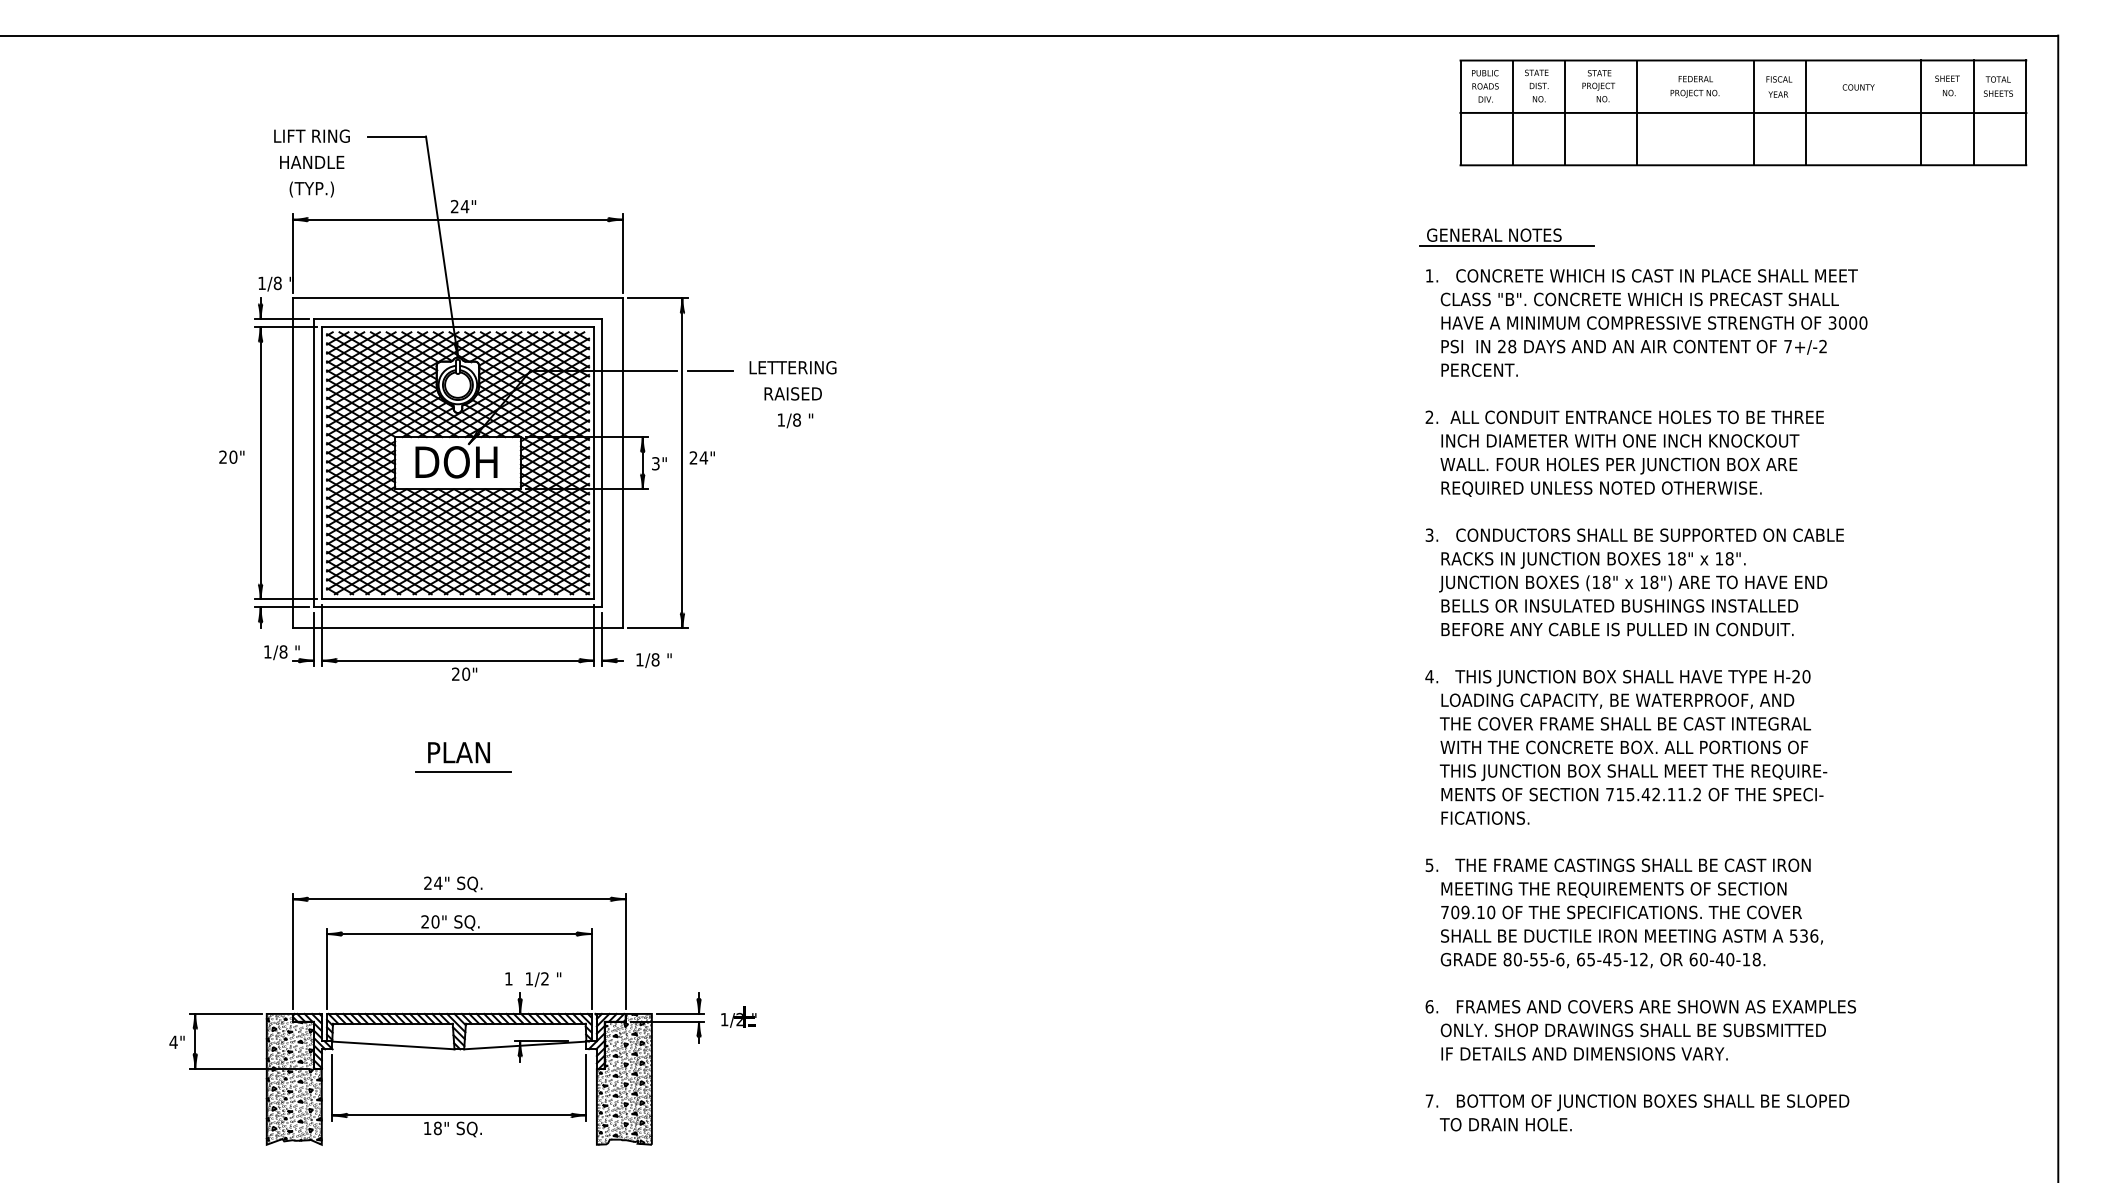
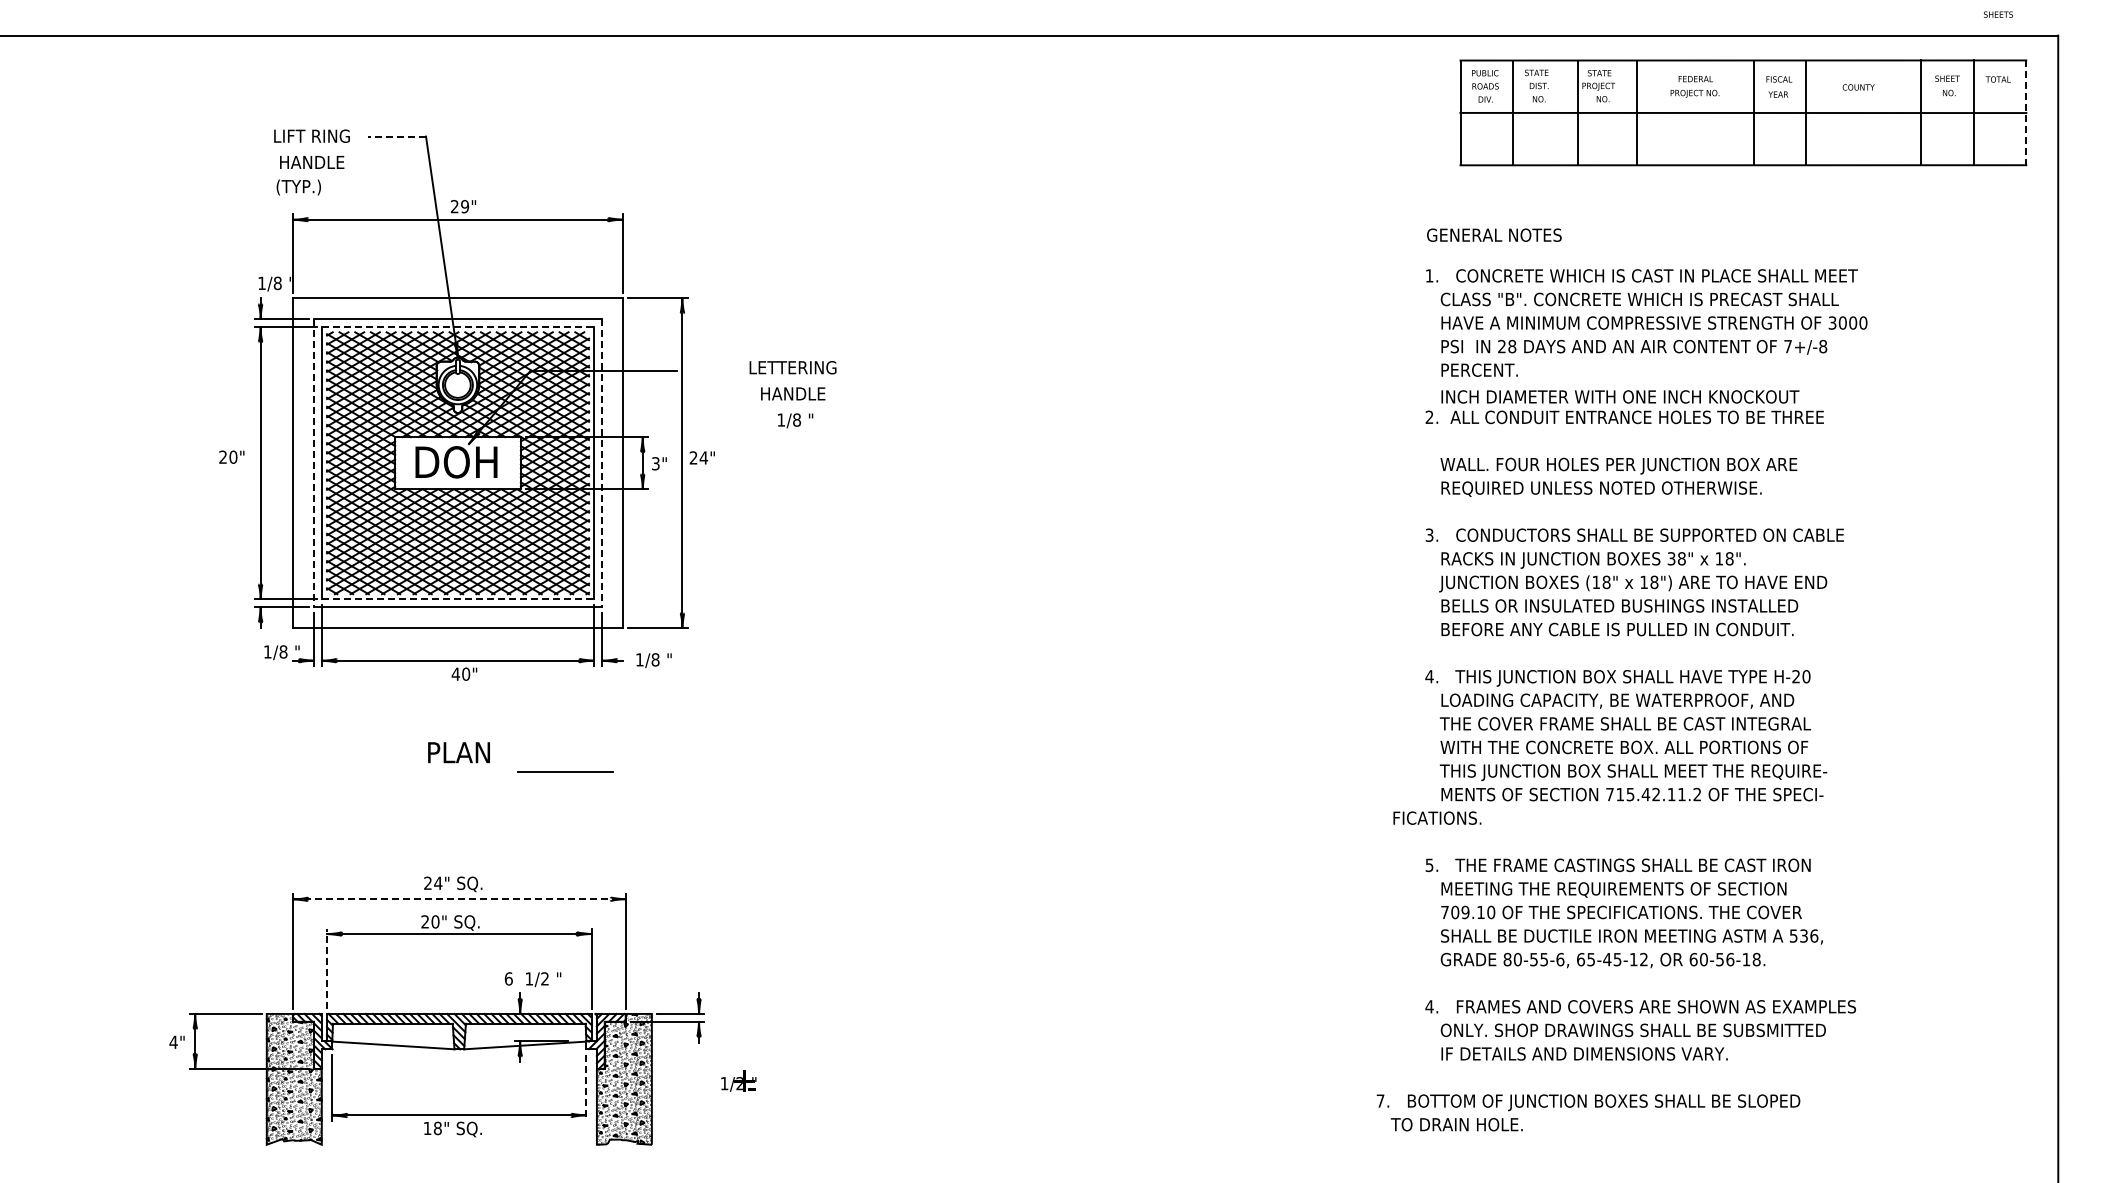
text position: (1998, 93) -> (1998, 14) (1998, 14)
line position: (1565, 112) -> (1578, 112) (1578, 112)
line: solid -> dashed (2026, 113)
line: solid -> dashed (396, 136)
text position: (311, 189) -> (298, 187) (298, 187)
text: 24" -> 29" (464, 206)
line: present -> none (1506, 246)
line: solid -> dashed (458, 327)
text: 7+/-2 -> 7+/-8 (1823, 346)
line: present -> none (709, 370)
text: RAISED -> HANDLE (793, 393)
text position: (1620, 440) -> (1620, 396) (1620, 396)
line: solid -> dashed (313, 463)
line: solid -> dashed (602, 463)
text: 18" -> 38" (1671, 558)
line: solid -> dashed (458, 599)
text: 20" -> 40" (455, 673)
line position: (463, 771) -> (565, 771) (565, 771)
text position: (1485, 817) -> (1437, 817) (1437, 817)
line: solid -> dashed (459, 899)
text: 60-40-18. -> 60-56-18. (1724, 959)
line: solid -> dashed (327, 968)
text: 1 -> 6 (508, 978)
text: 6. -> 4. (1429, 1006)
text position: (738, 1016) -> (738, 1080) (738, 1080)
line: solid -> dashed (586, 1088)
text position: (1637, 1112) -> (1588, 1112) (1588, 1112)
